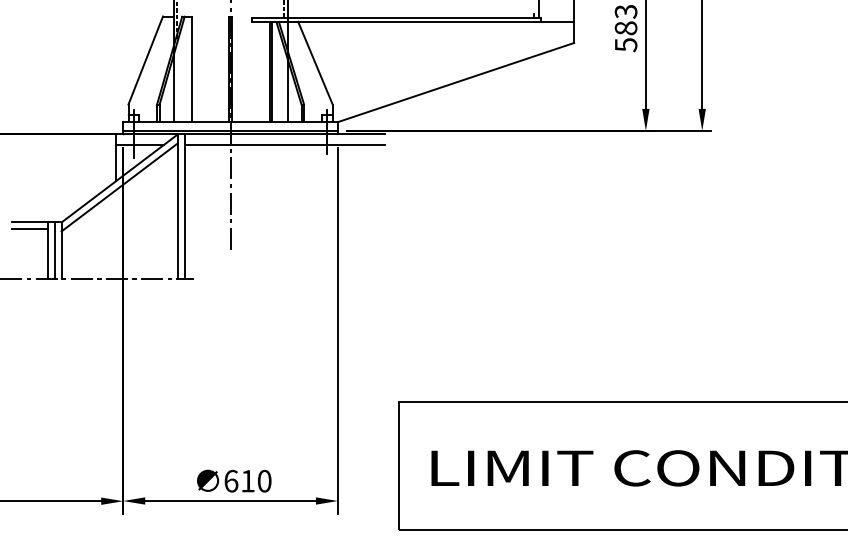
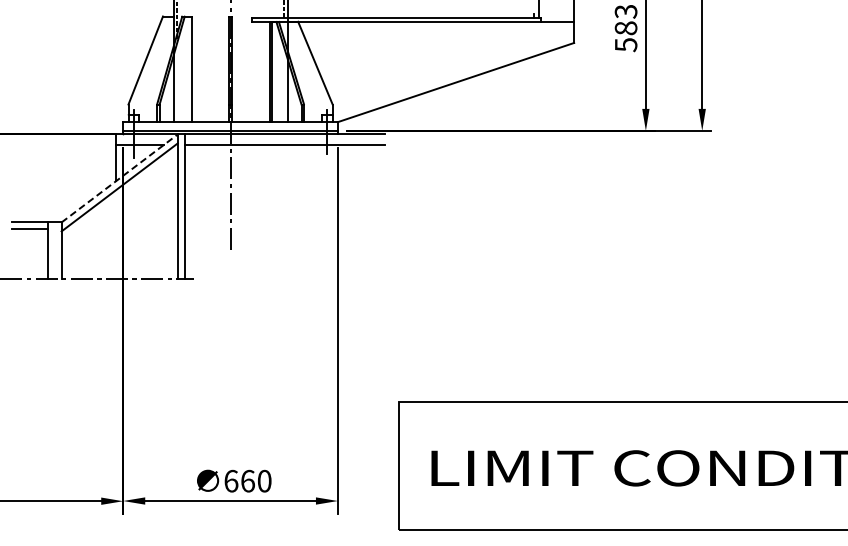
line: solid -> dashed (119, 178)
line: present -> none (54, 250)
text: 610 -> 660 (247, 480)
